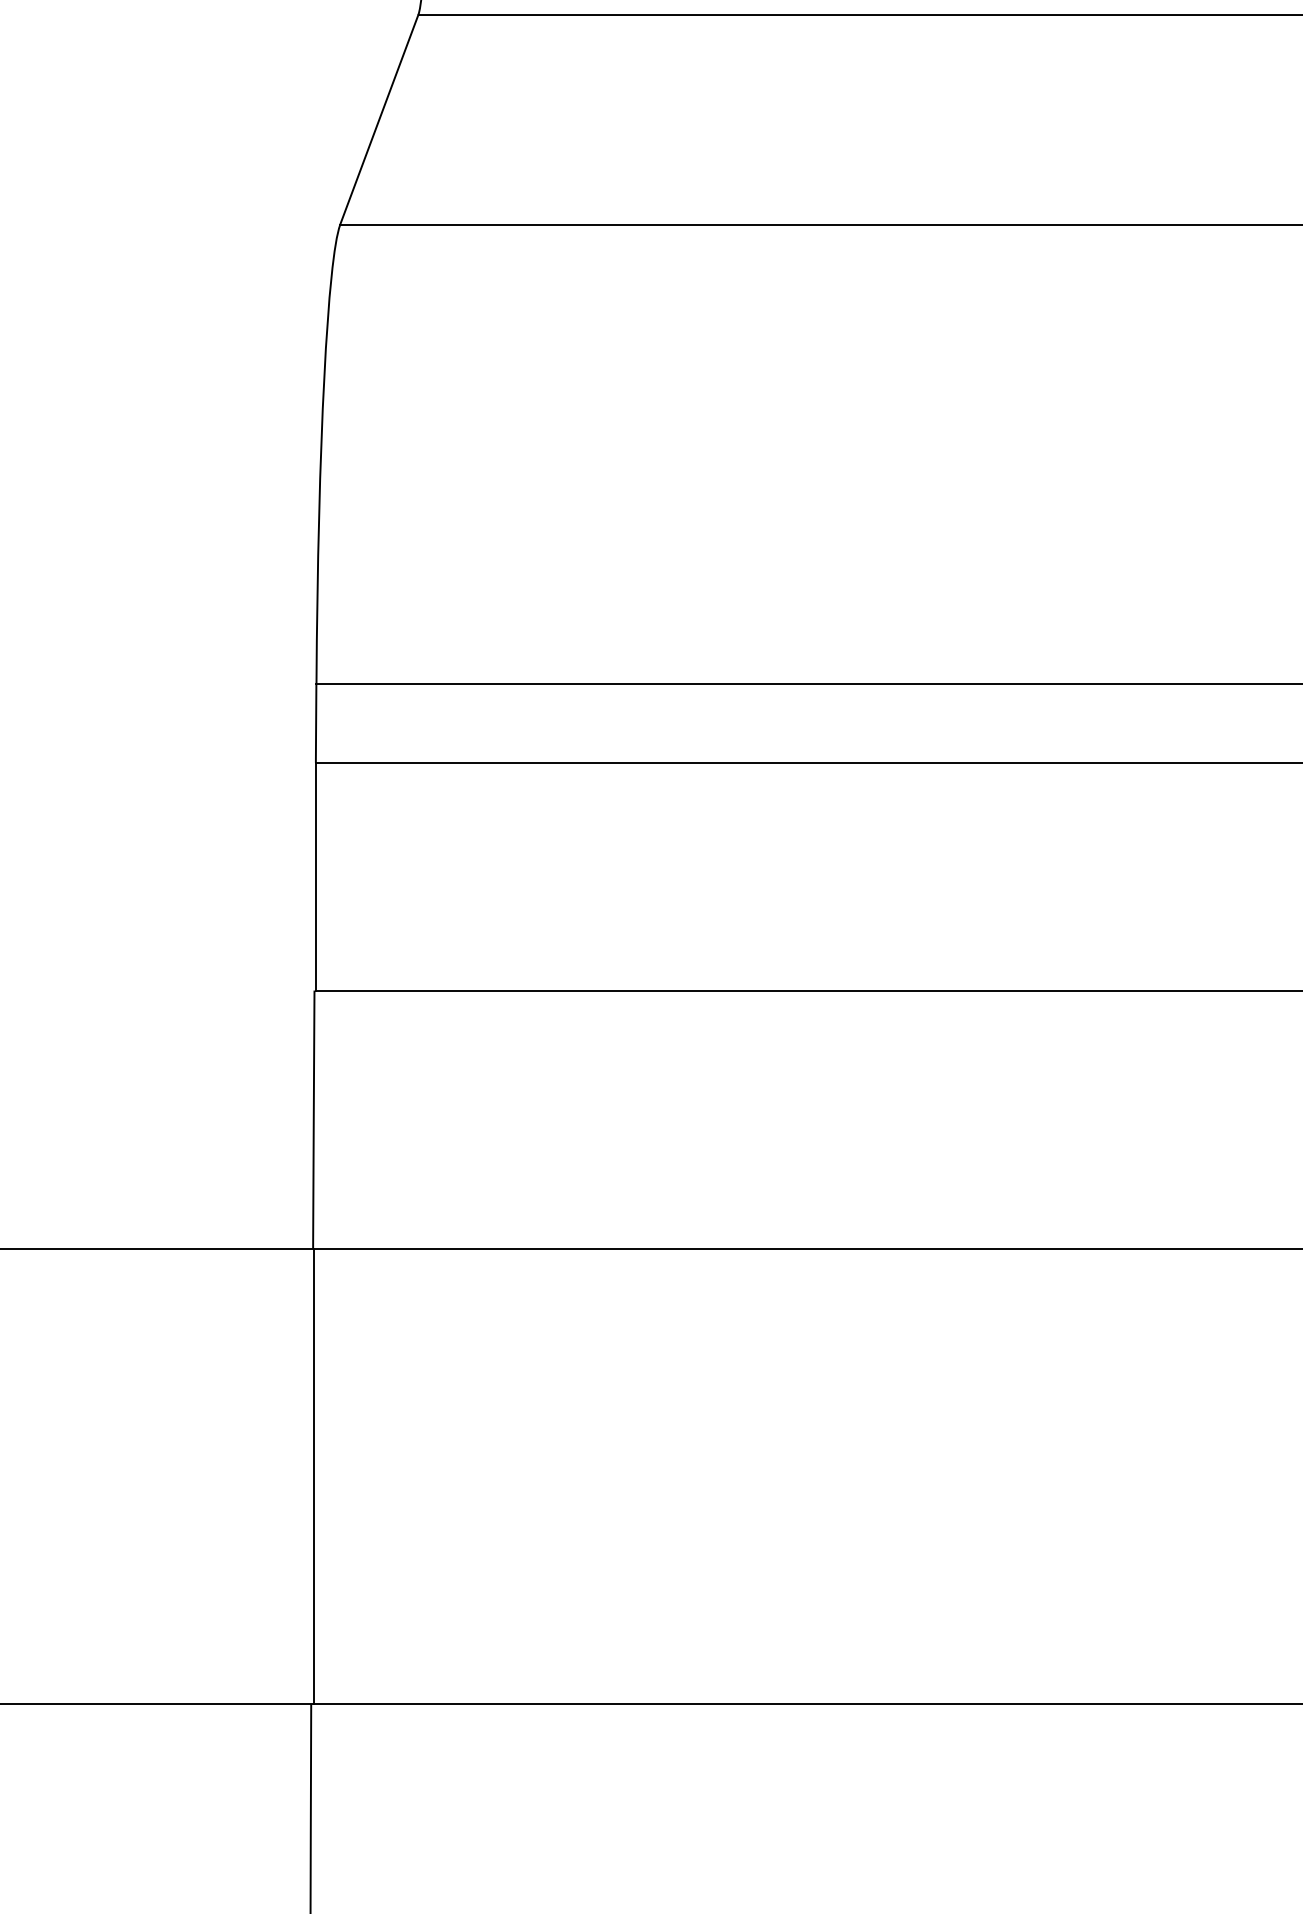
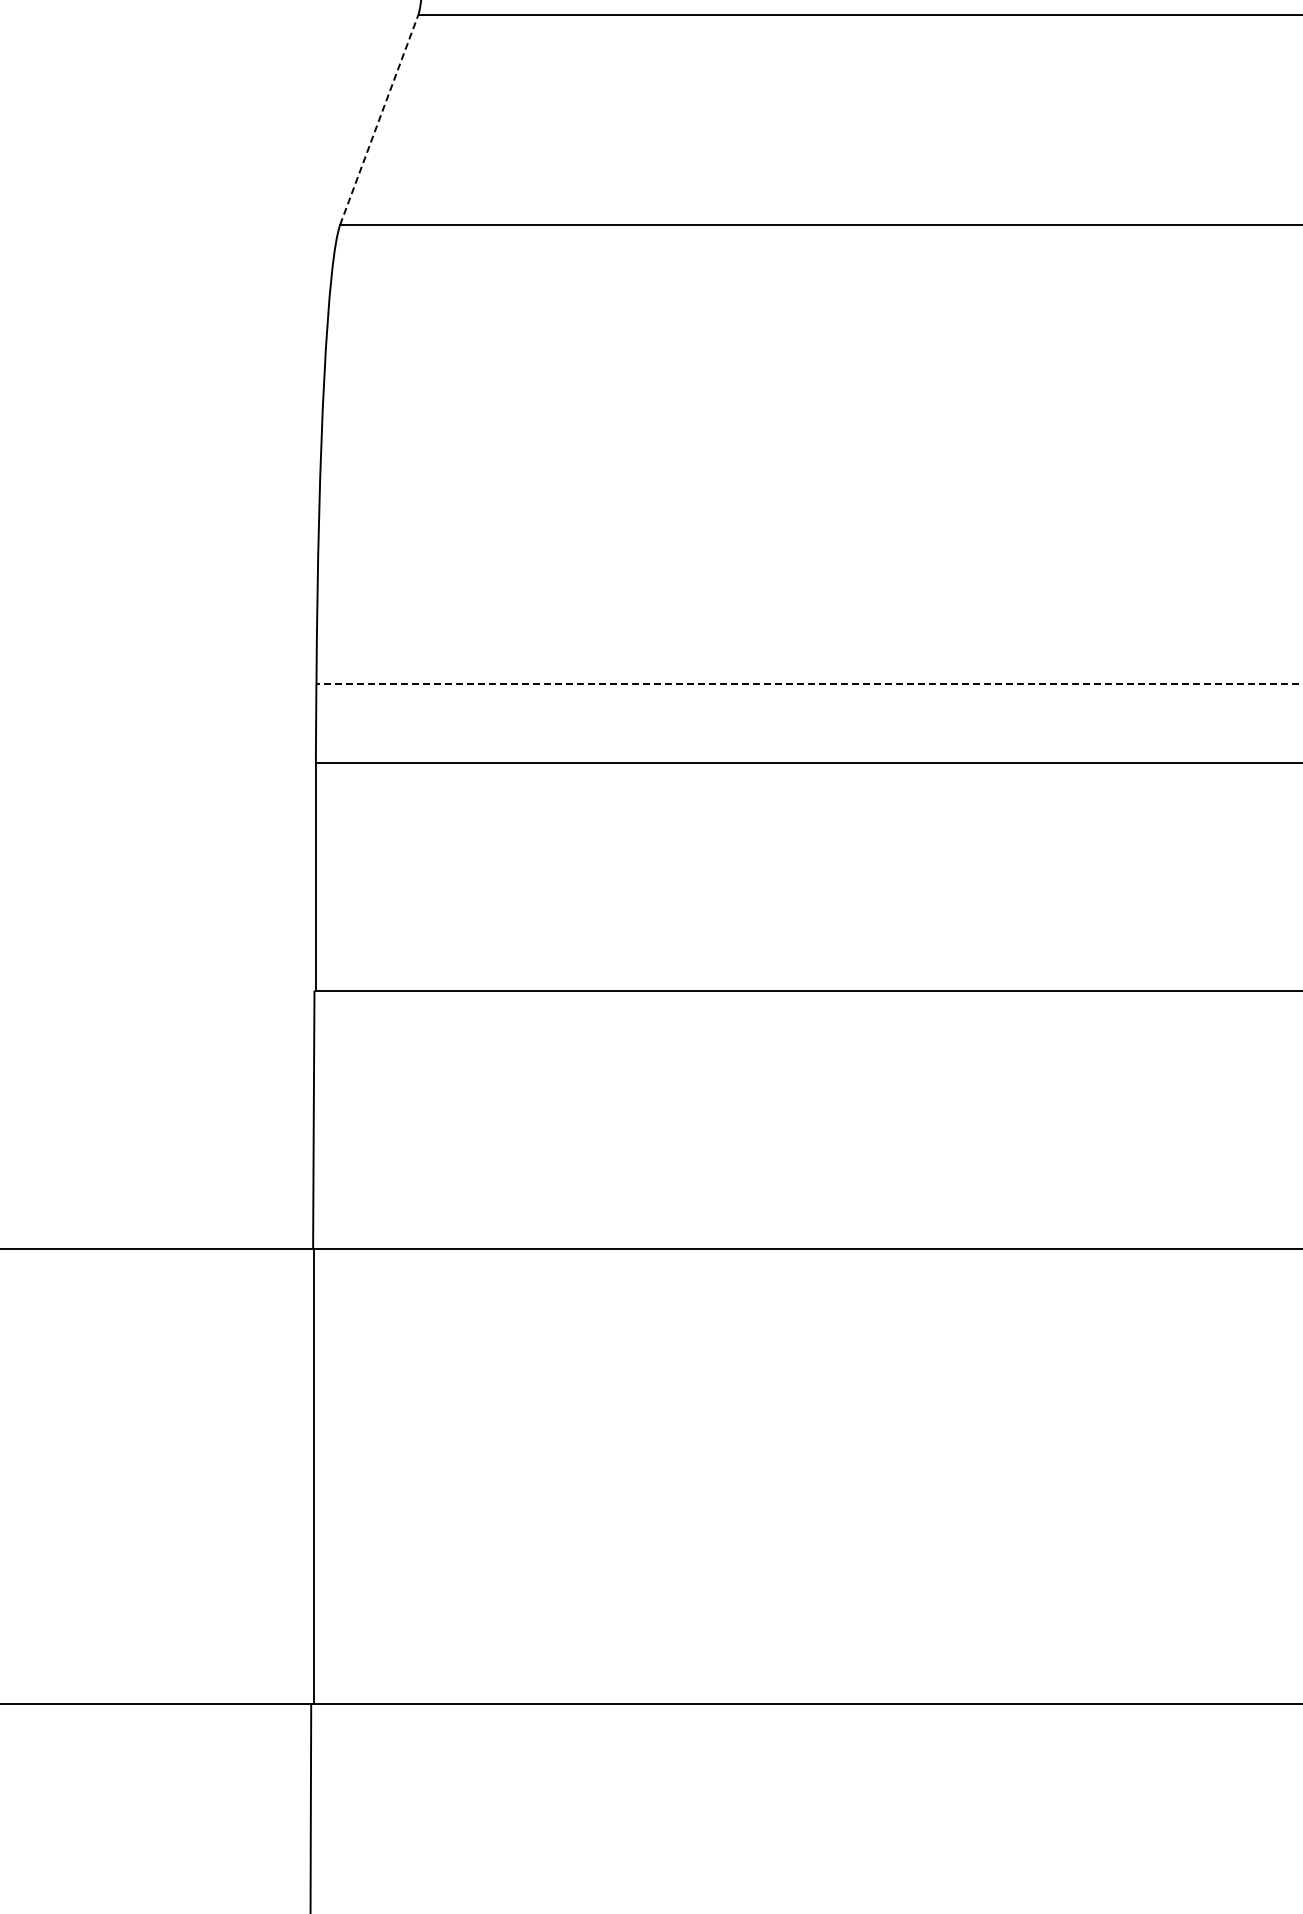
line: solid -> dashed (379, 119)
line: solid -> dashed (809, 683)
